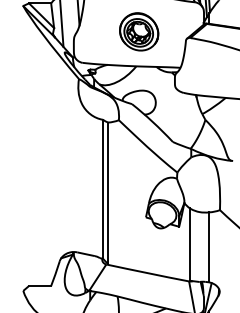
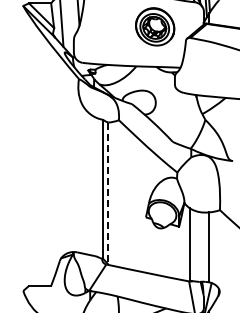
part position: (139, 31) -> (155, 26) (155, 26)
line: solid -> dashed (108, 193)
